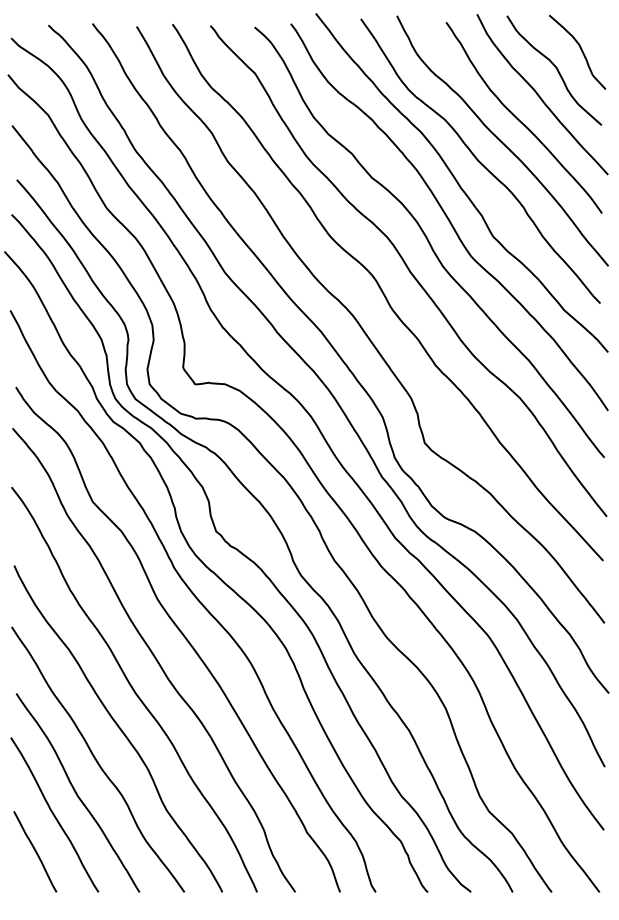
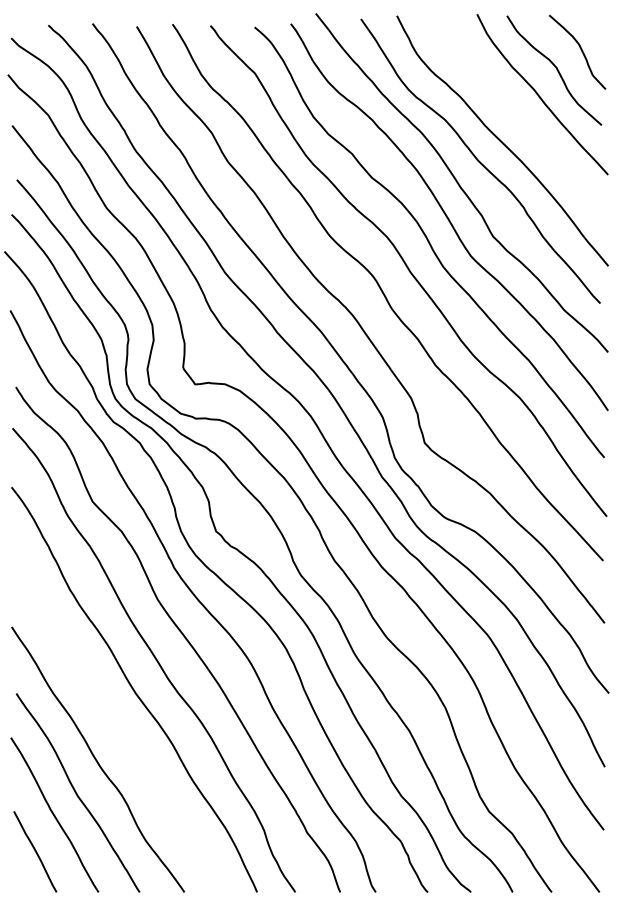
curve: present -> none (520, 120)
curve: present -> none (118, 728)
